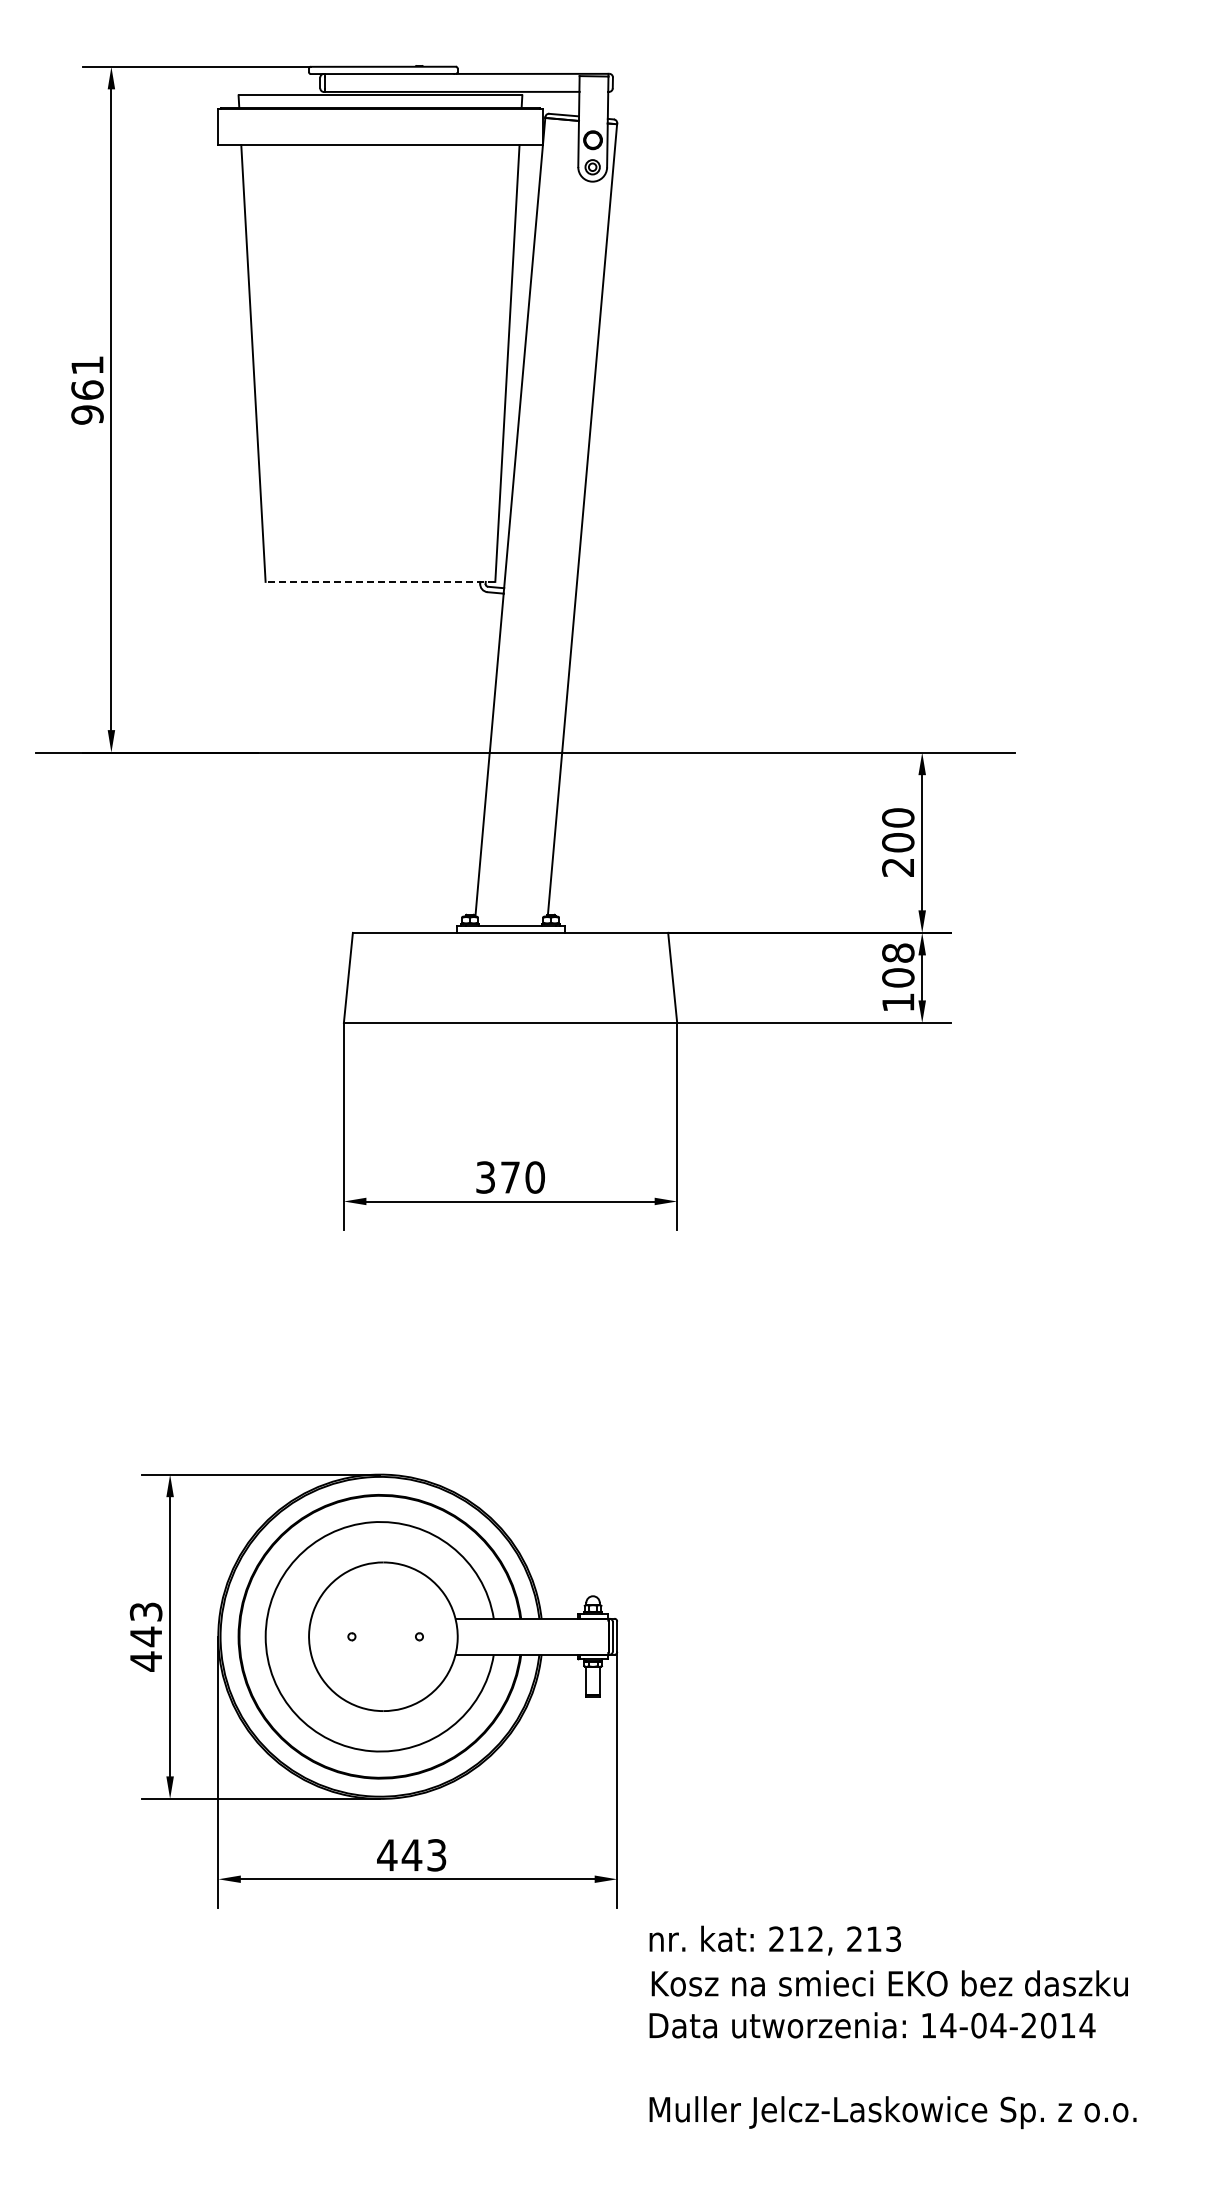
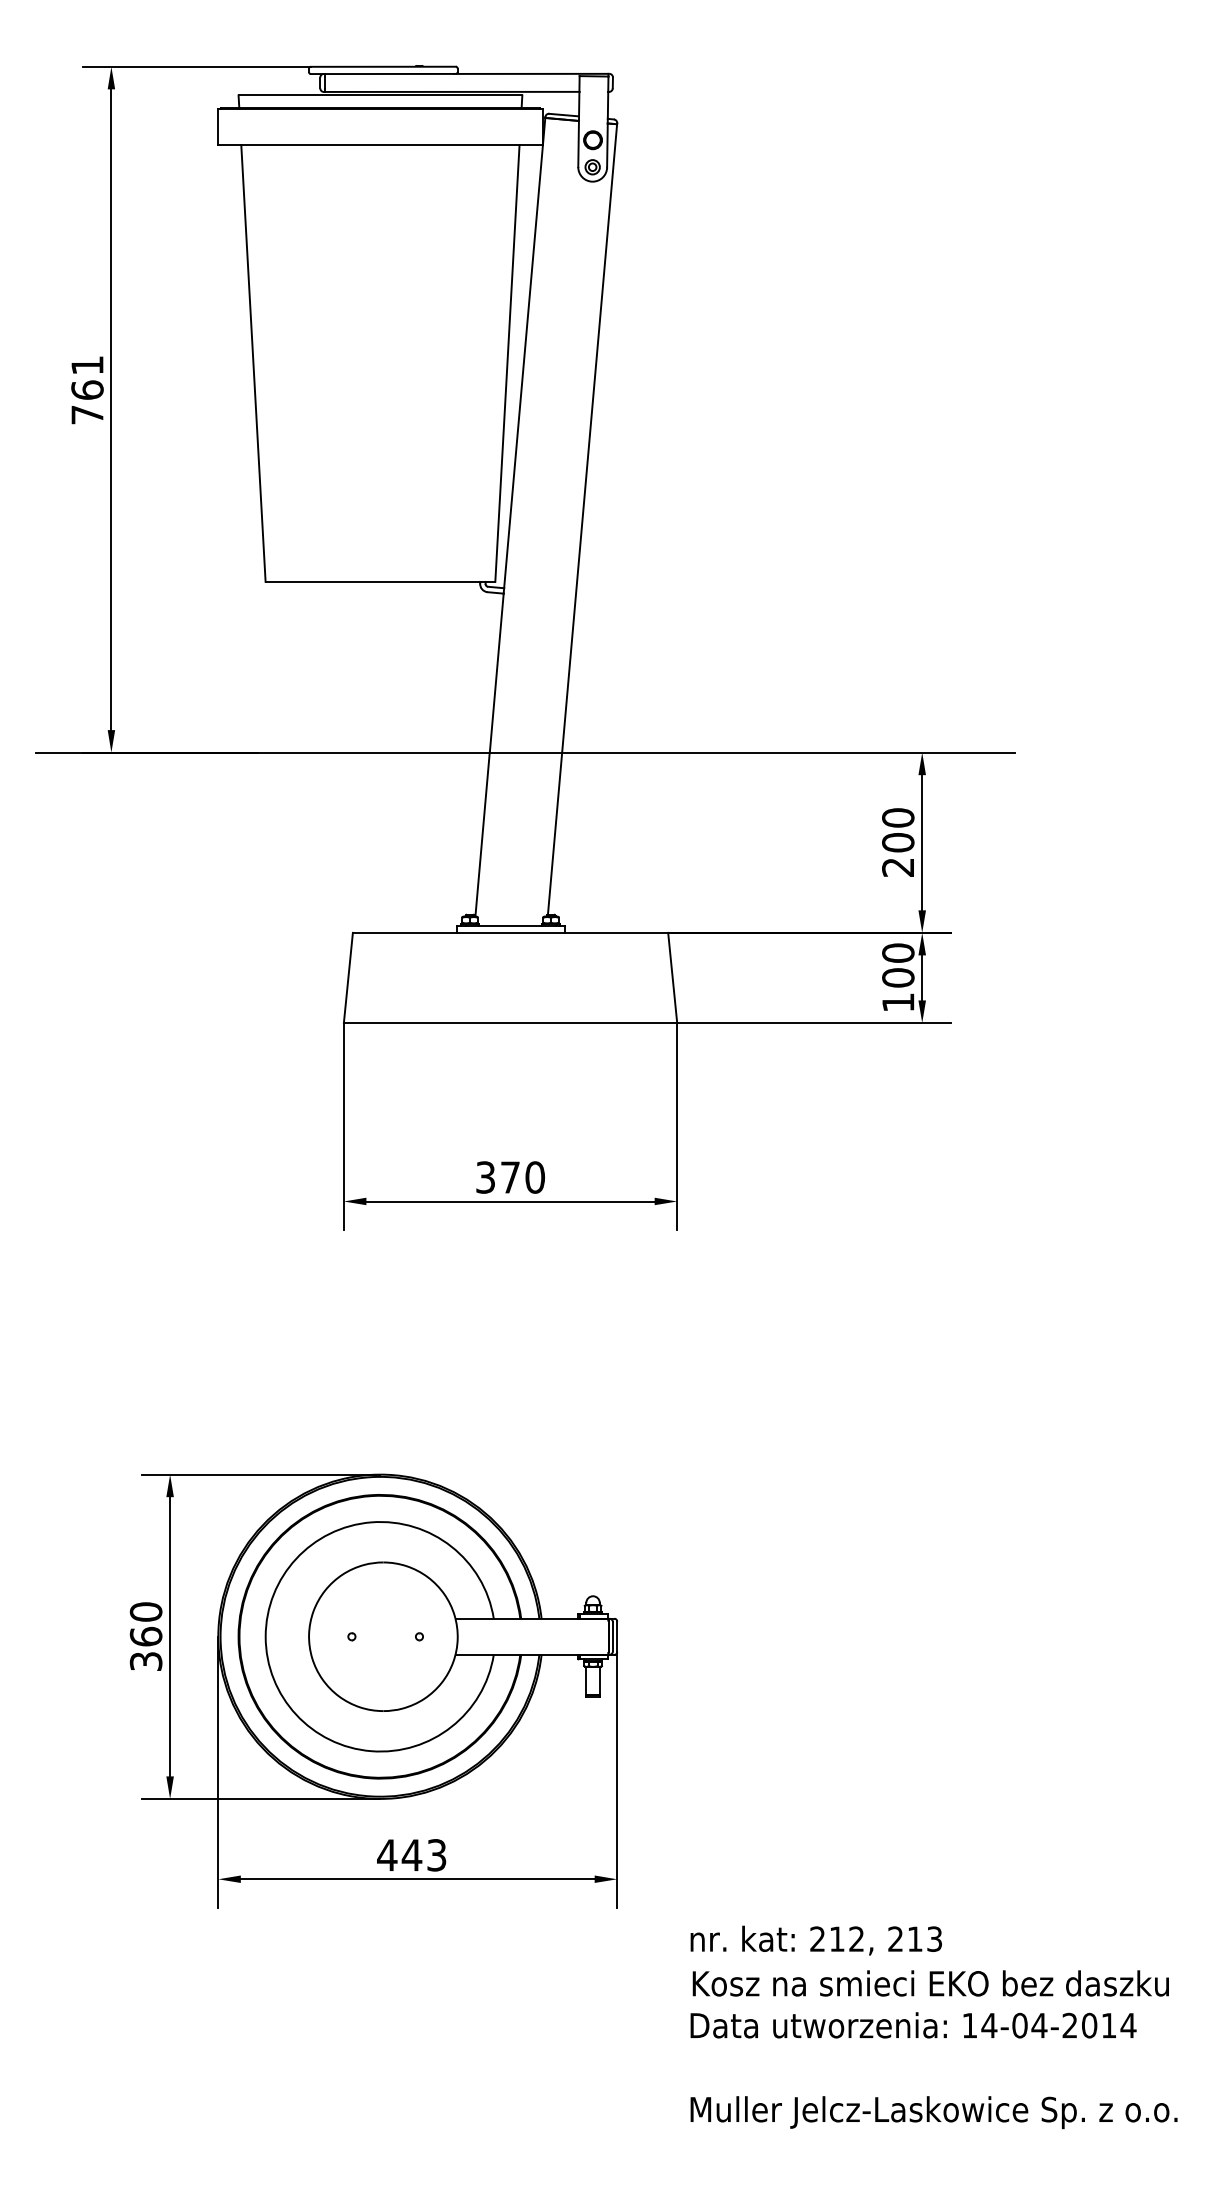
text: 961 -> 761 (87, 414)
line: dashed -> solid (380, 581)
text: 108 -> 100 (898, 952)
text: 443 -> 360 (145, 1636)
text position: (892, 2027) -> (933, 2027) (933, 2027)
